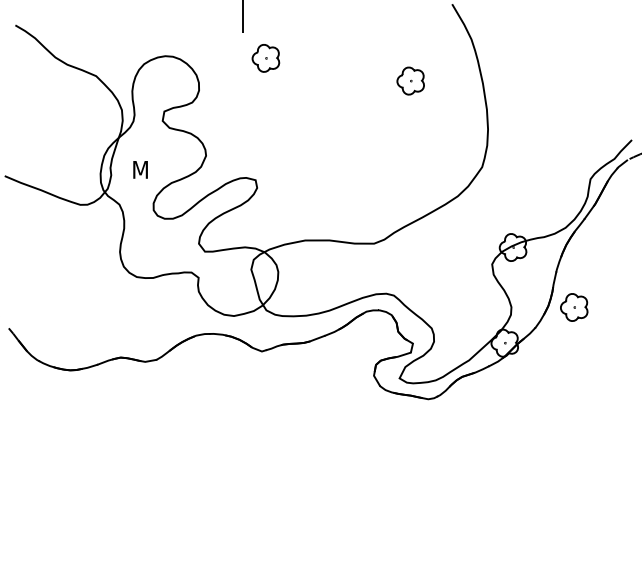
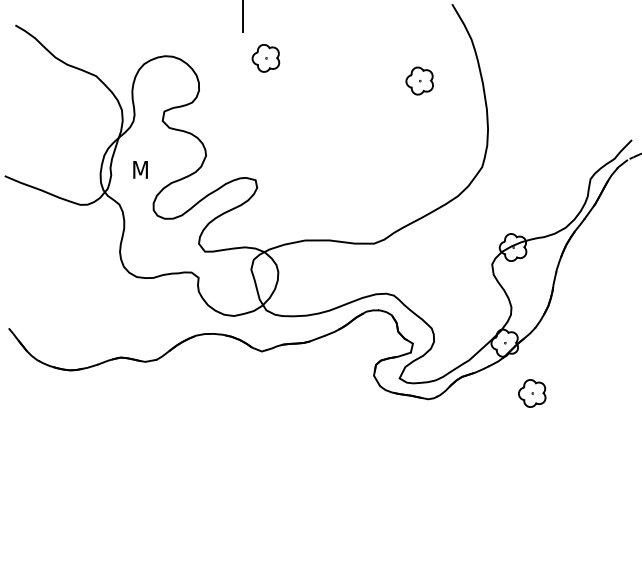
part position: (410, 80) -> (419, 80) (419, 80)
part position: (574, 307) -> (532, 393) (532, 393)
